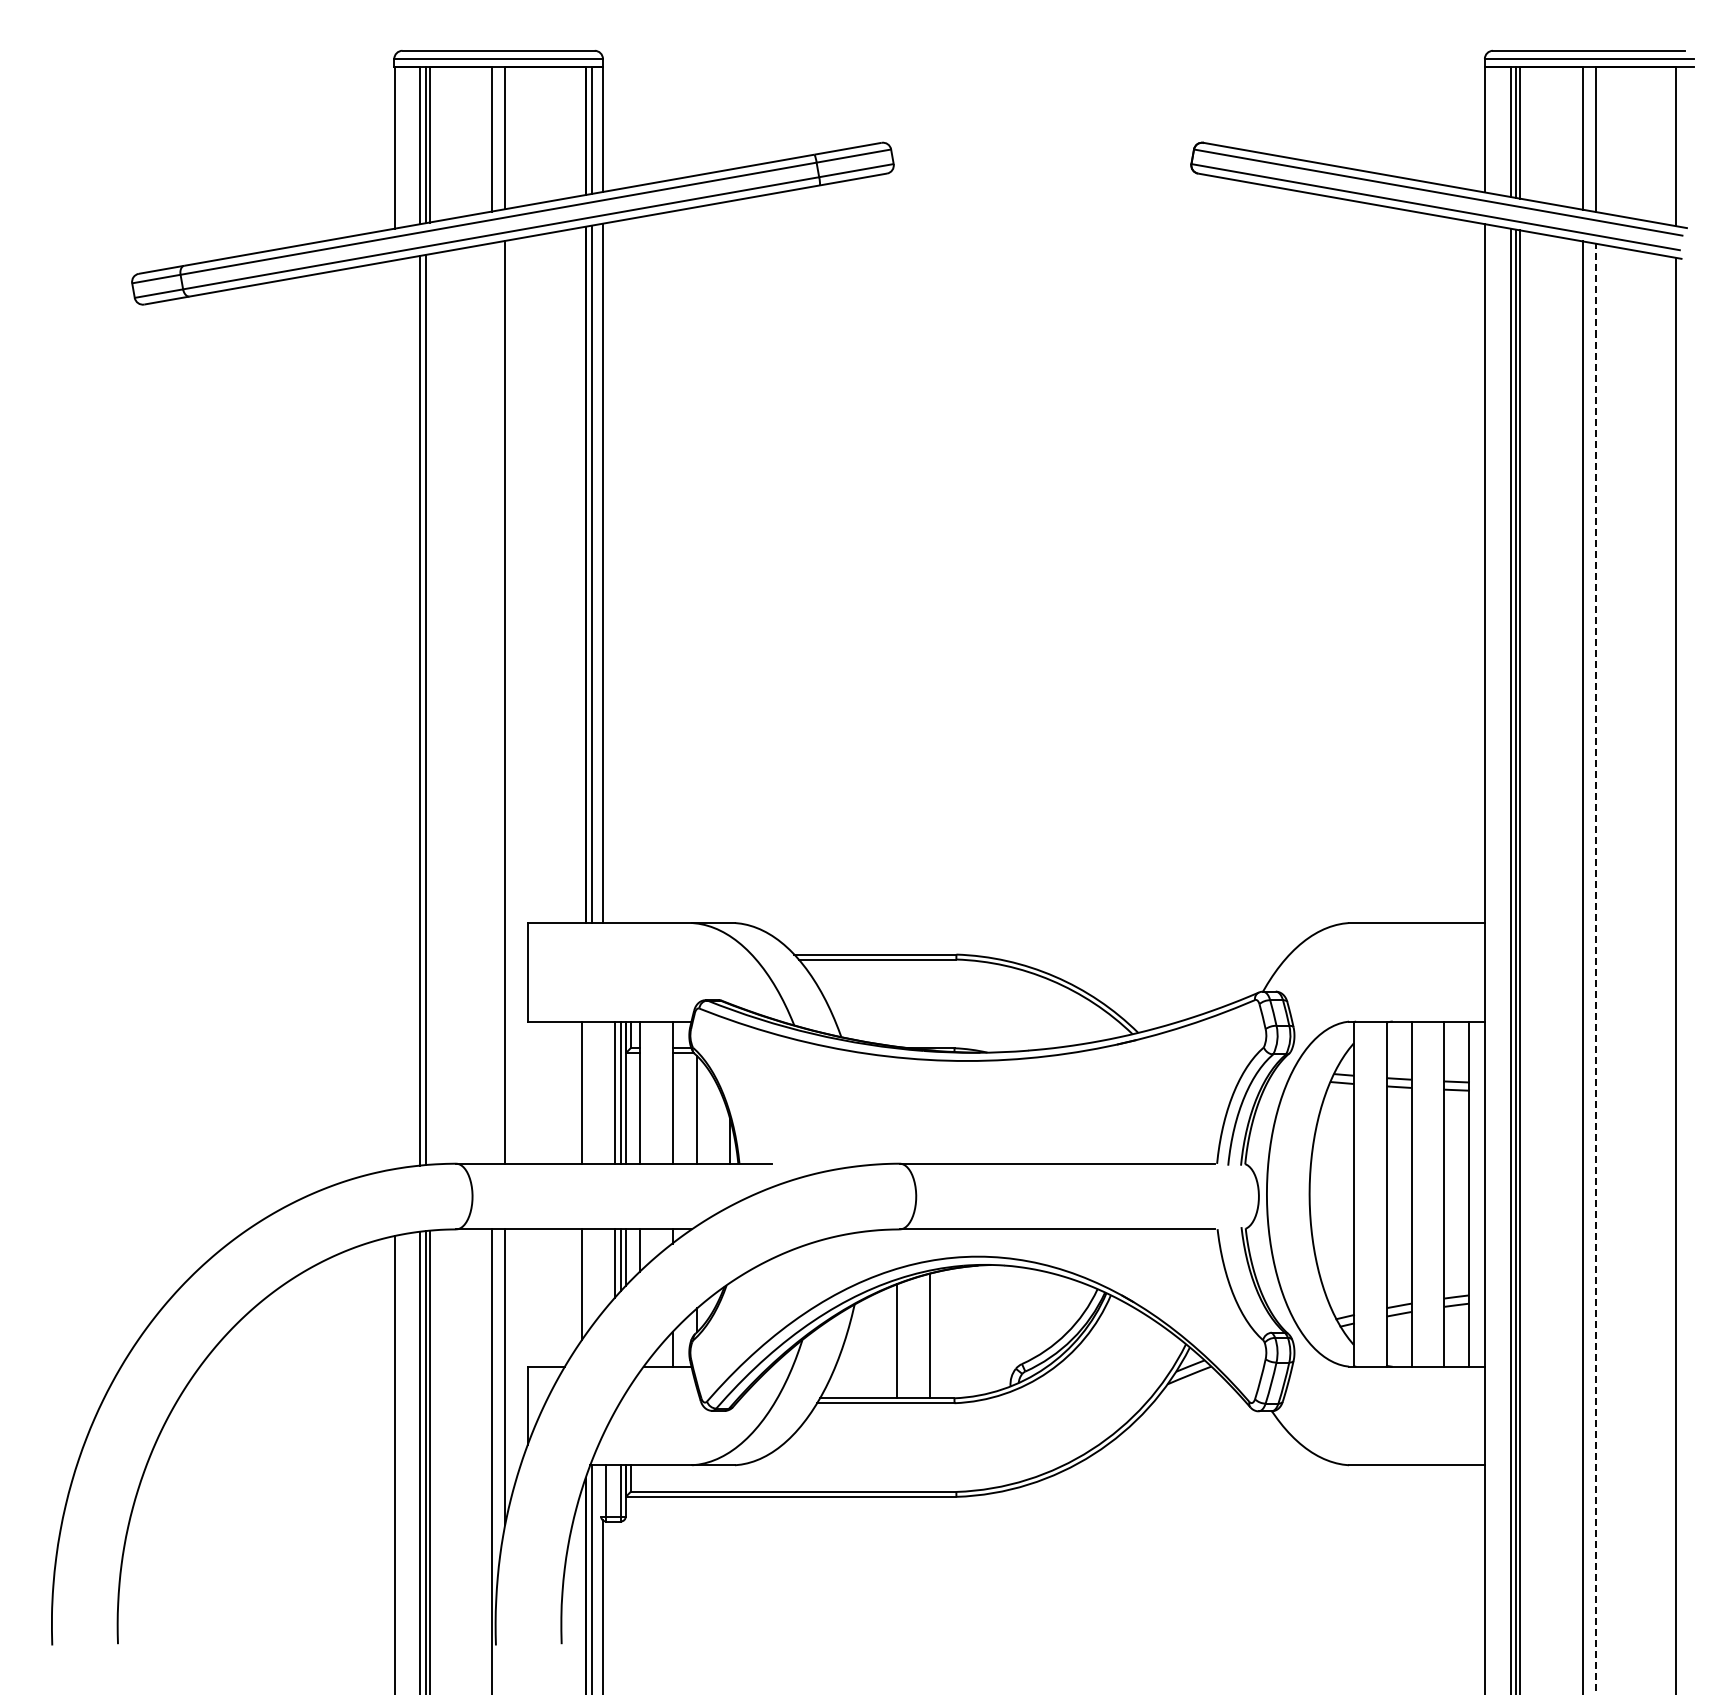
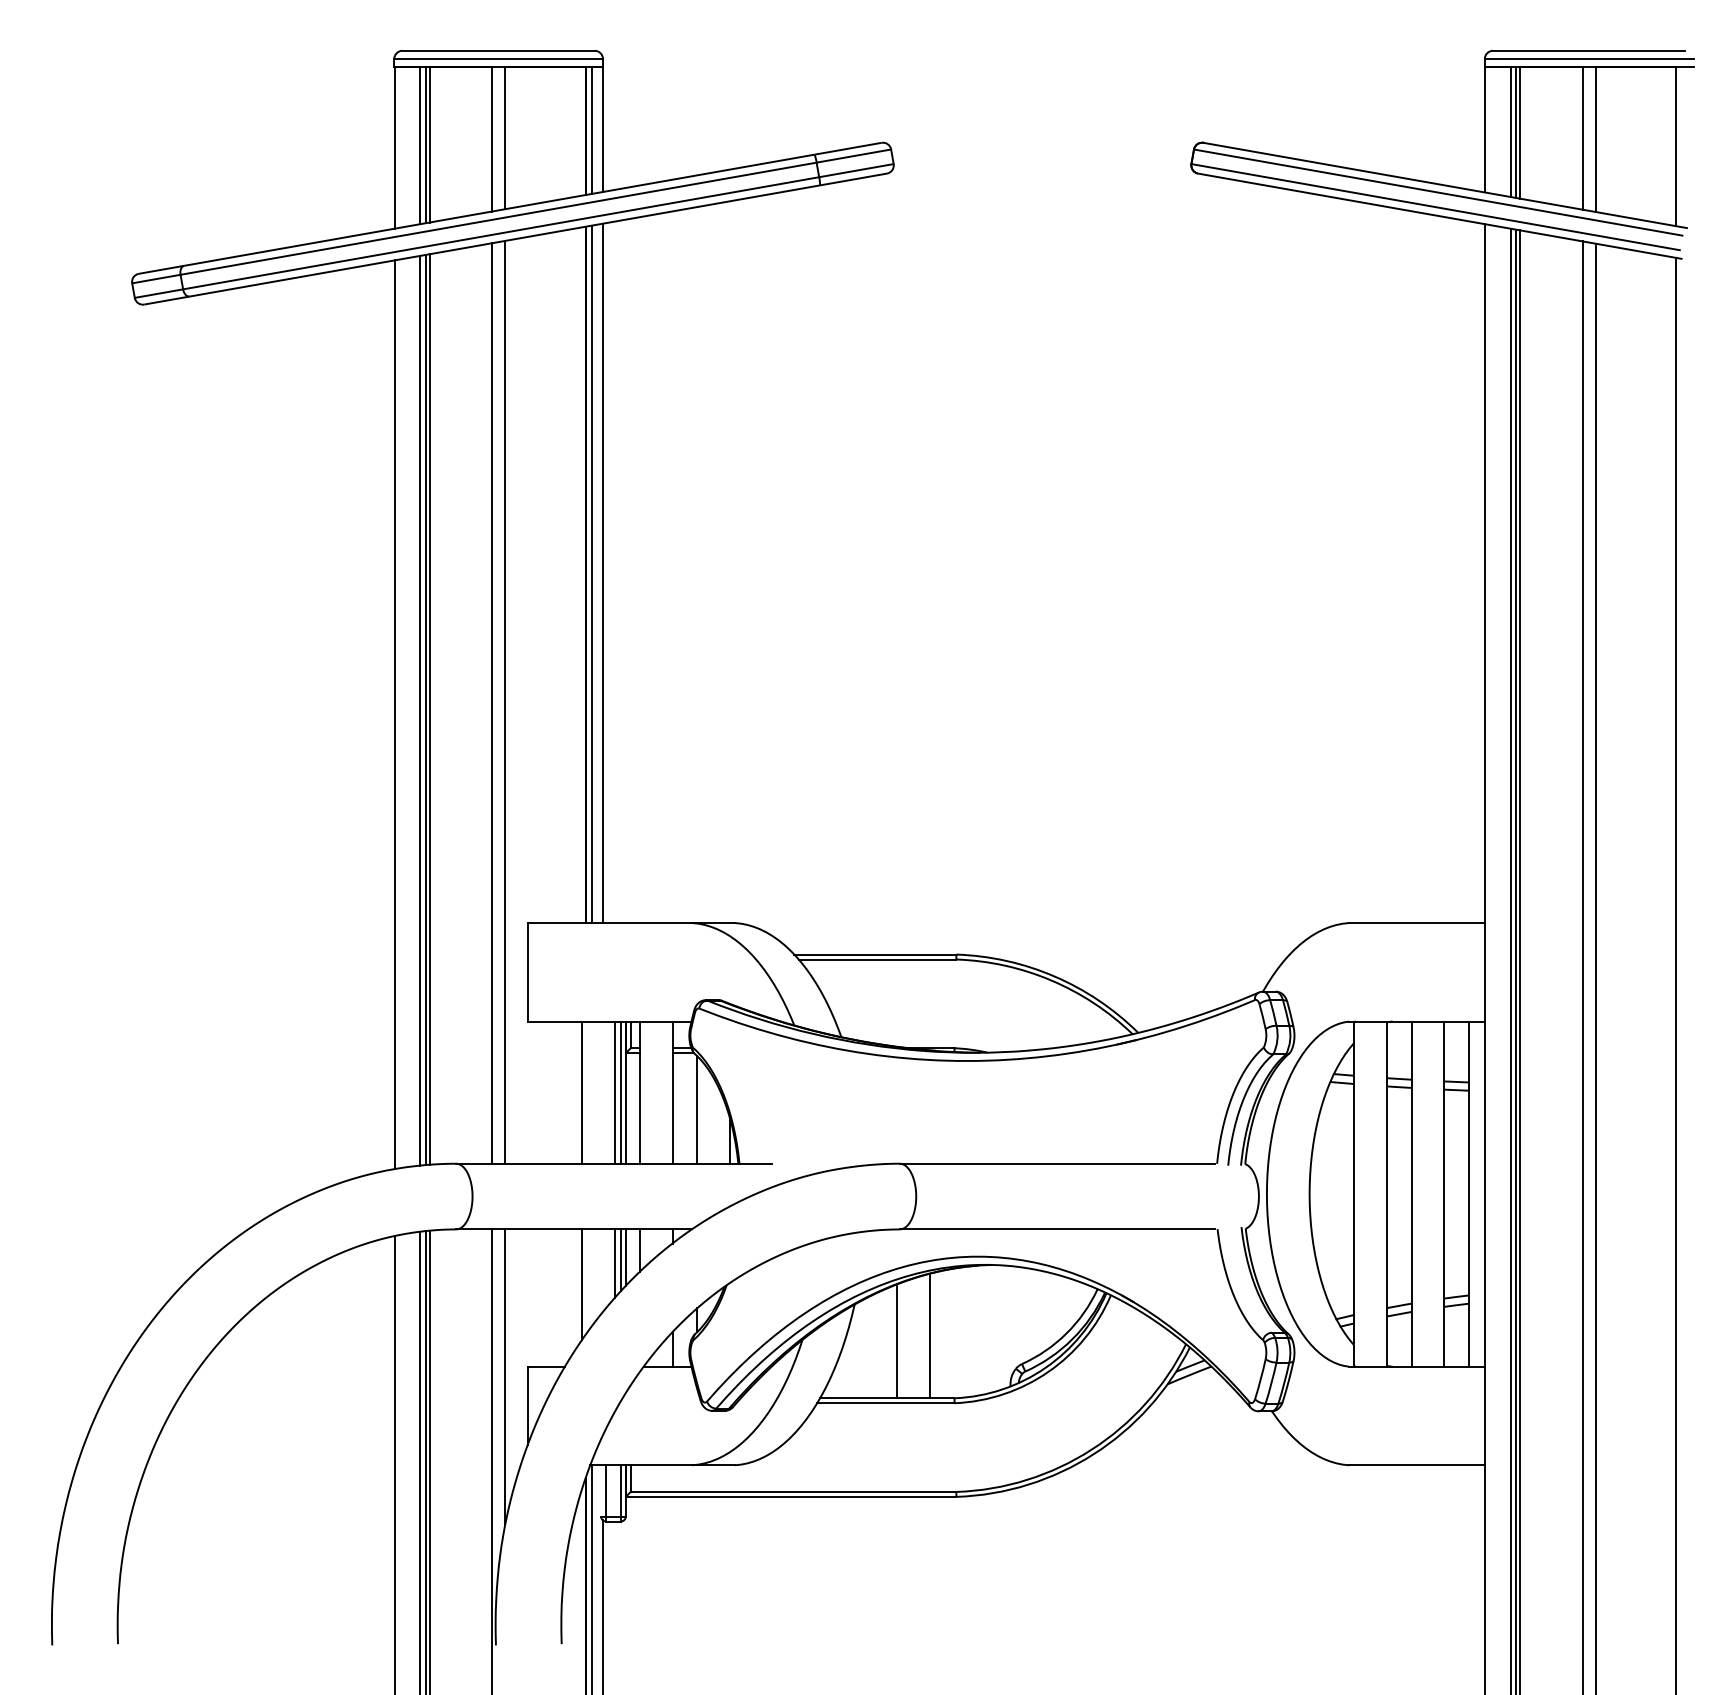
line: none -> present (492, 703)
line: none -> present (429, 709)
line: none -> present (394, 714)
line: dashed -> solid (1595, 968)
